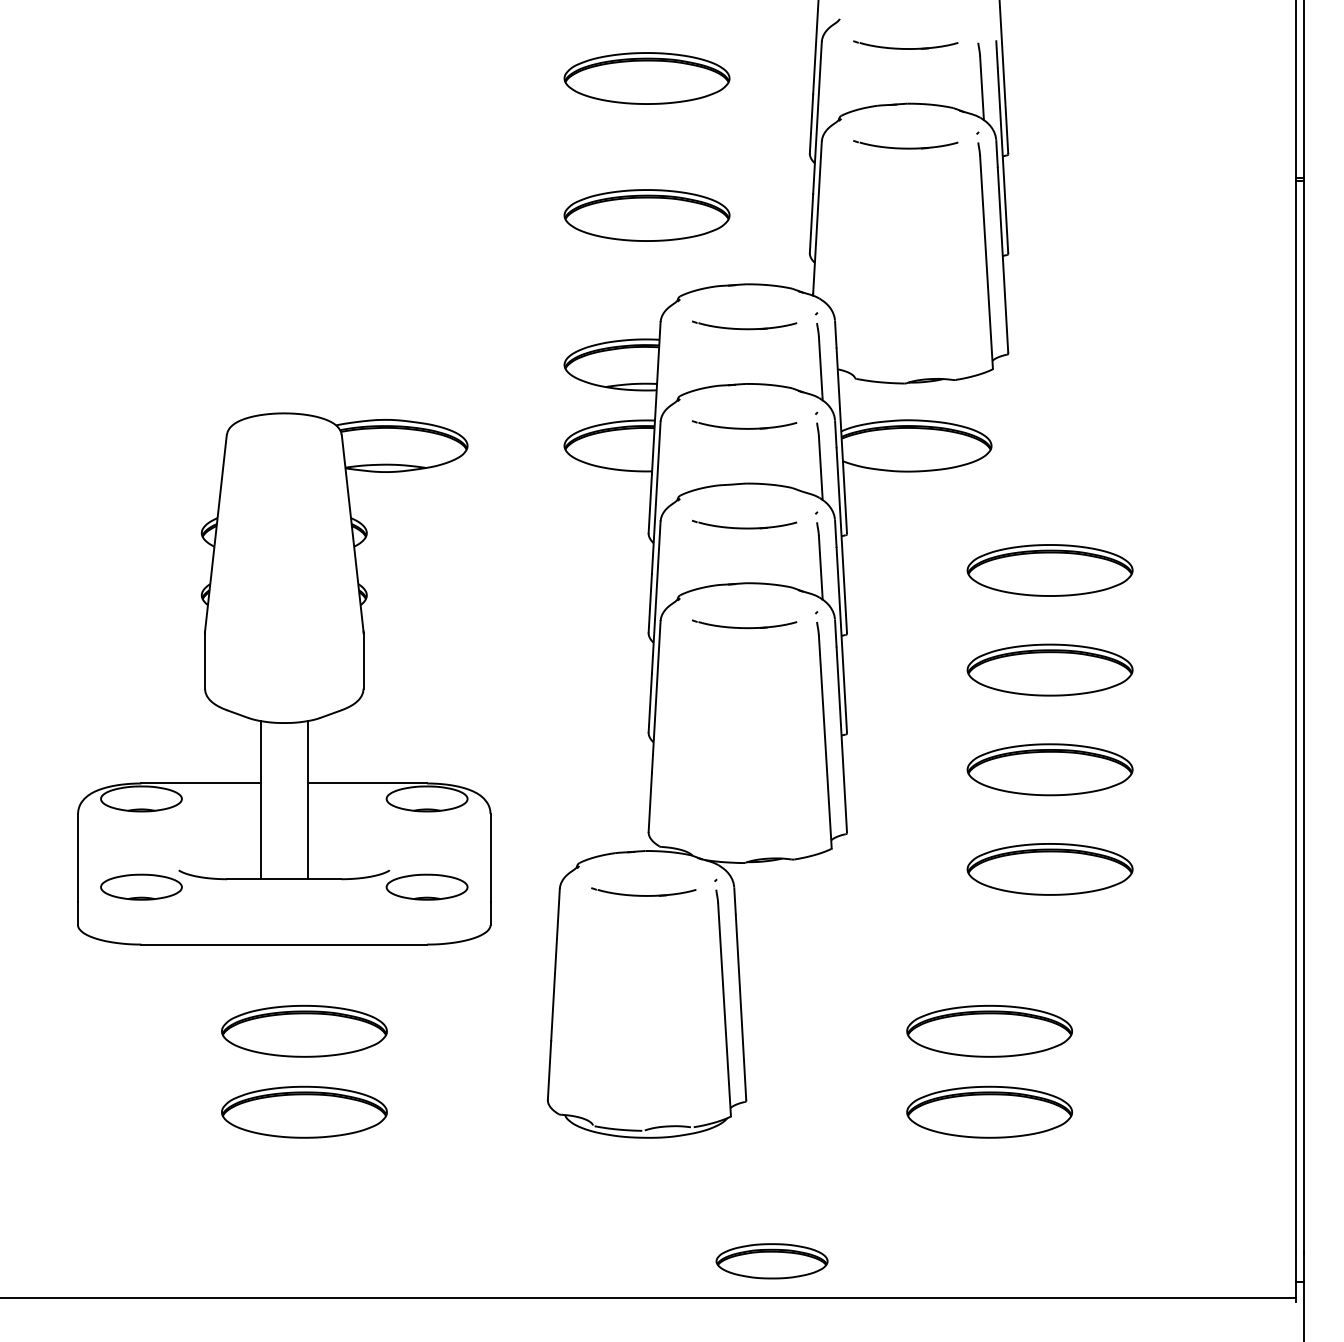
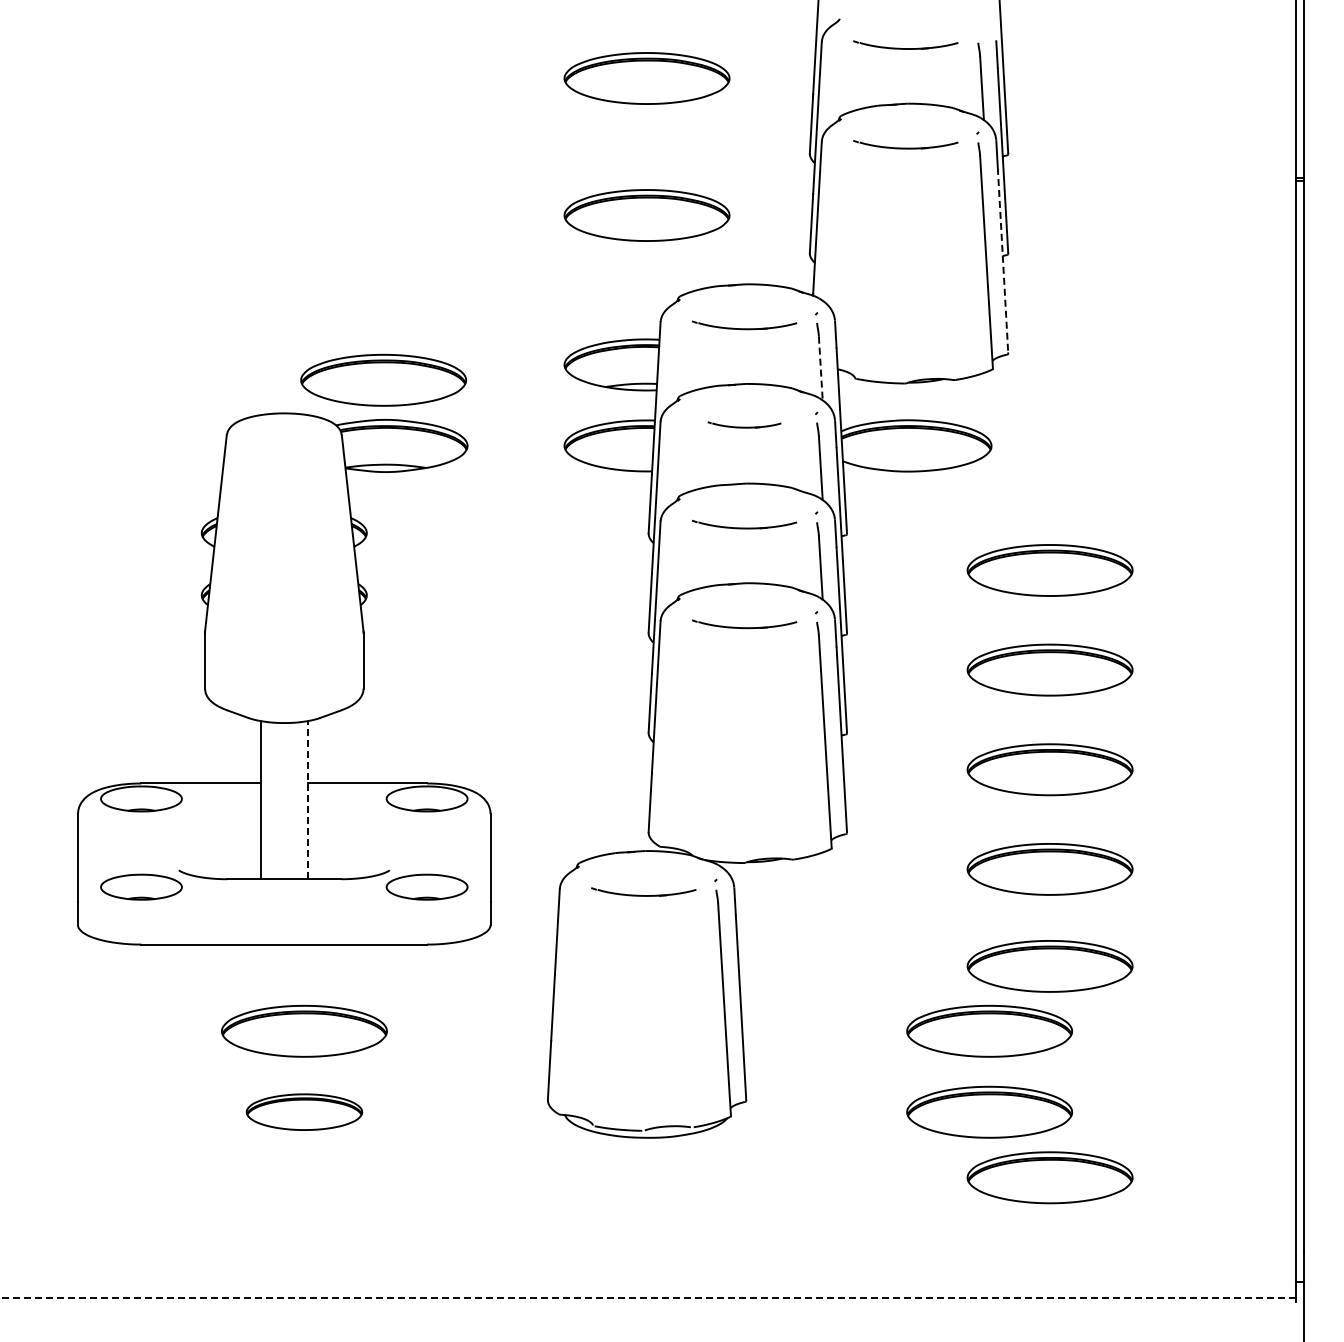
line: solid -> dashed (1003, 260)
line: solid -> dashed (820, 368)
part: none -> present (383, 380)
part size: 107x10 px -> 75x8 px (744, 424)
line: solid -> dashed (308, 799)
part: none -> present (1049, 966)
part size: 167x54 px -> 119x38 px (304, 1111)
part: none -> present (1049, 1177)
part: present -> none (771, 1261)
line: solid -> dashed (648, 1298)
